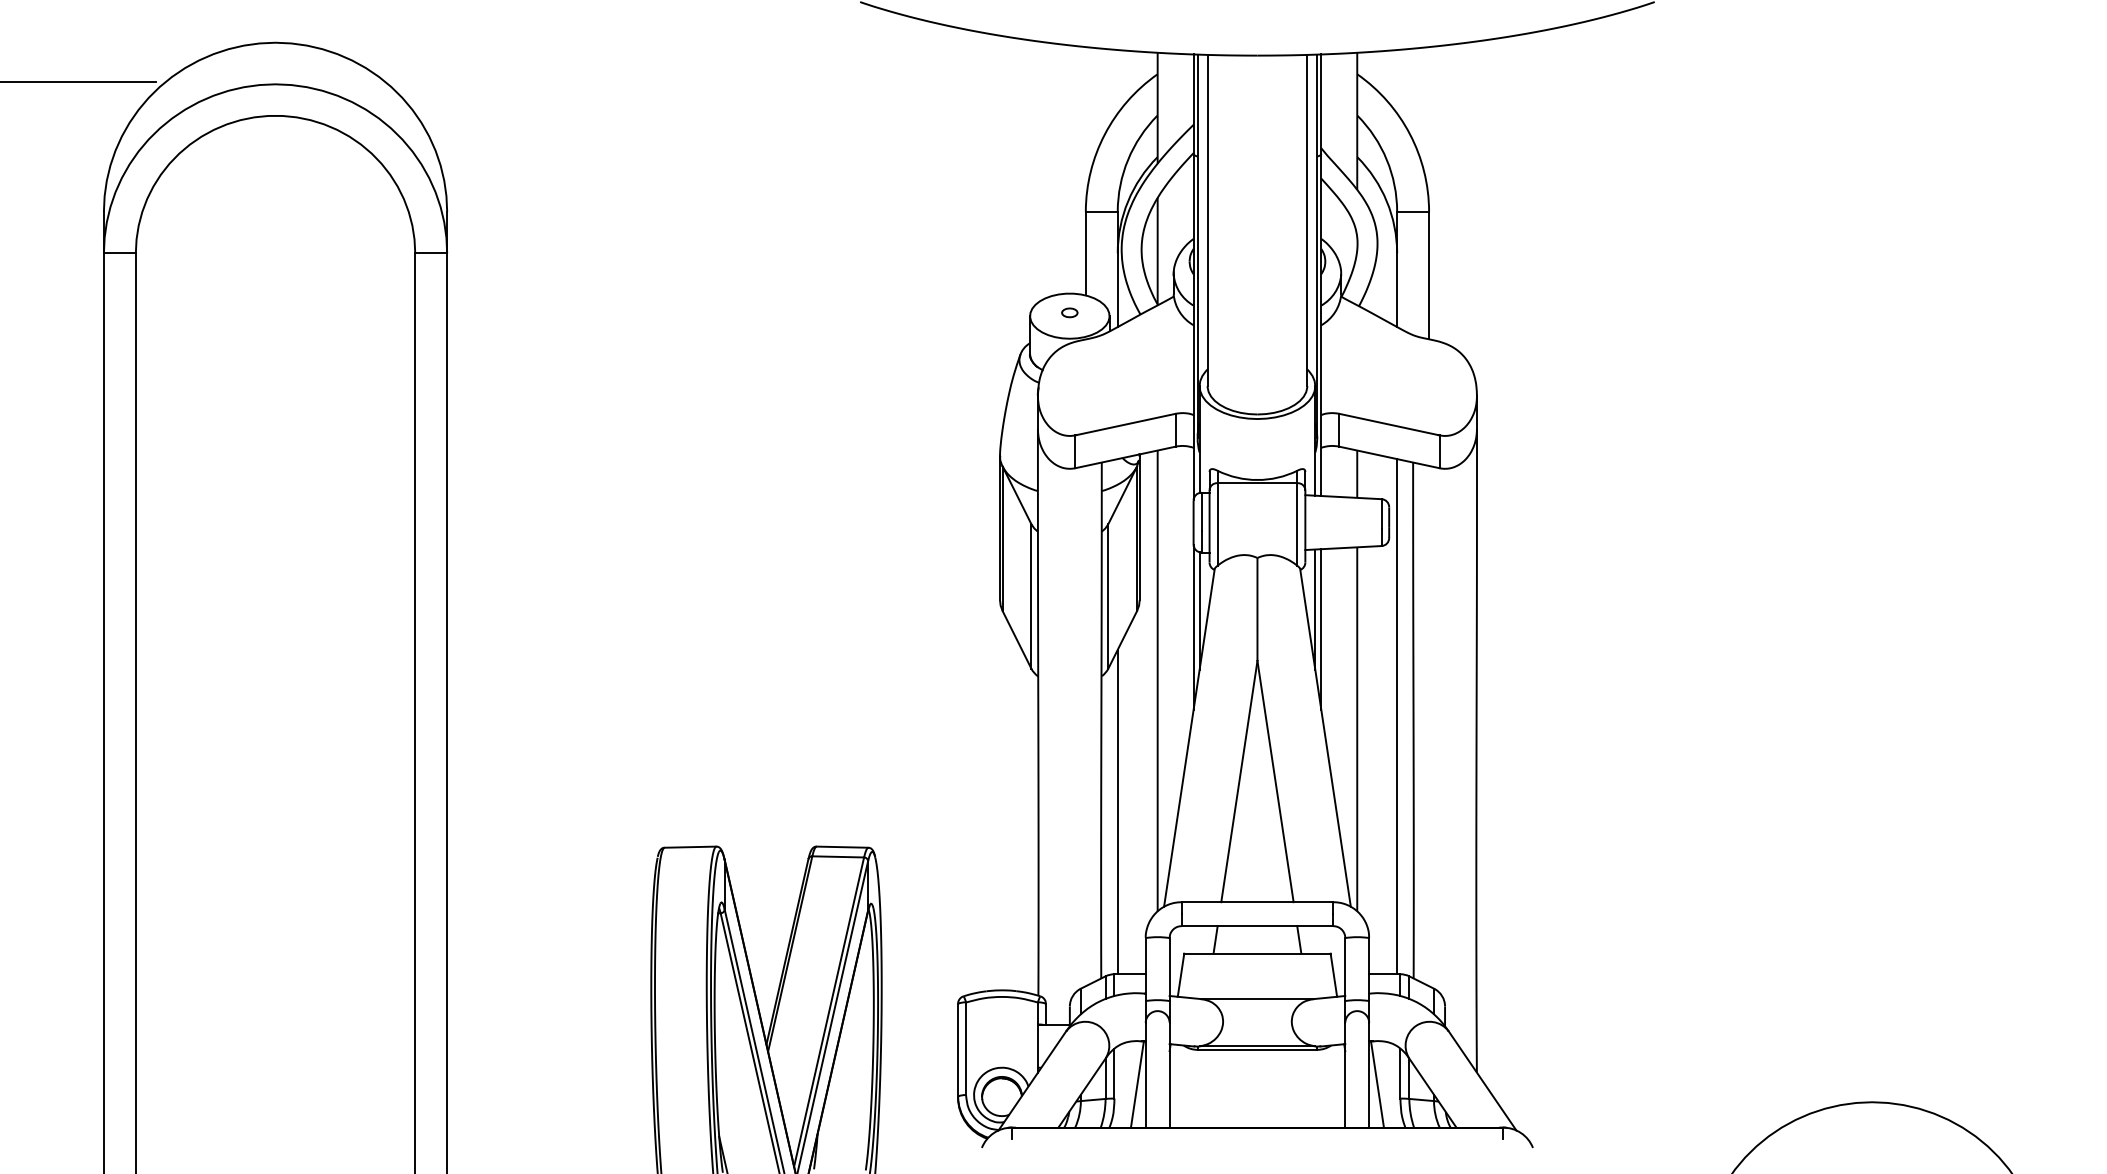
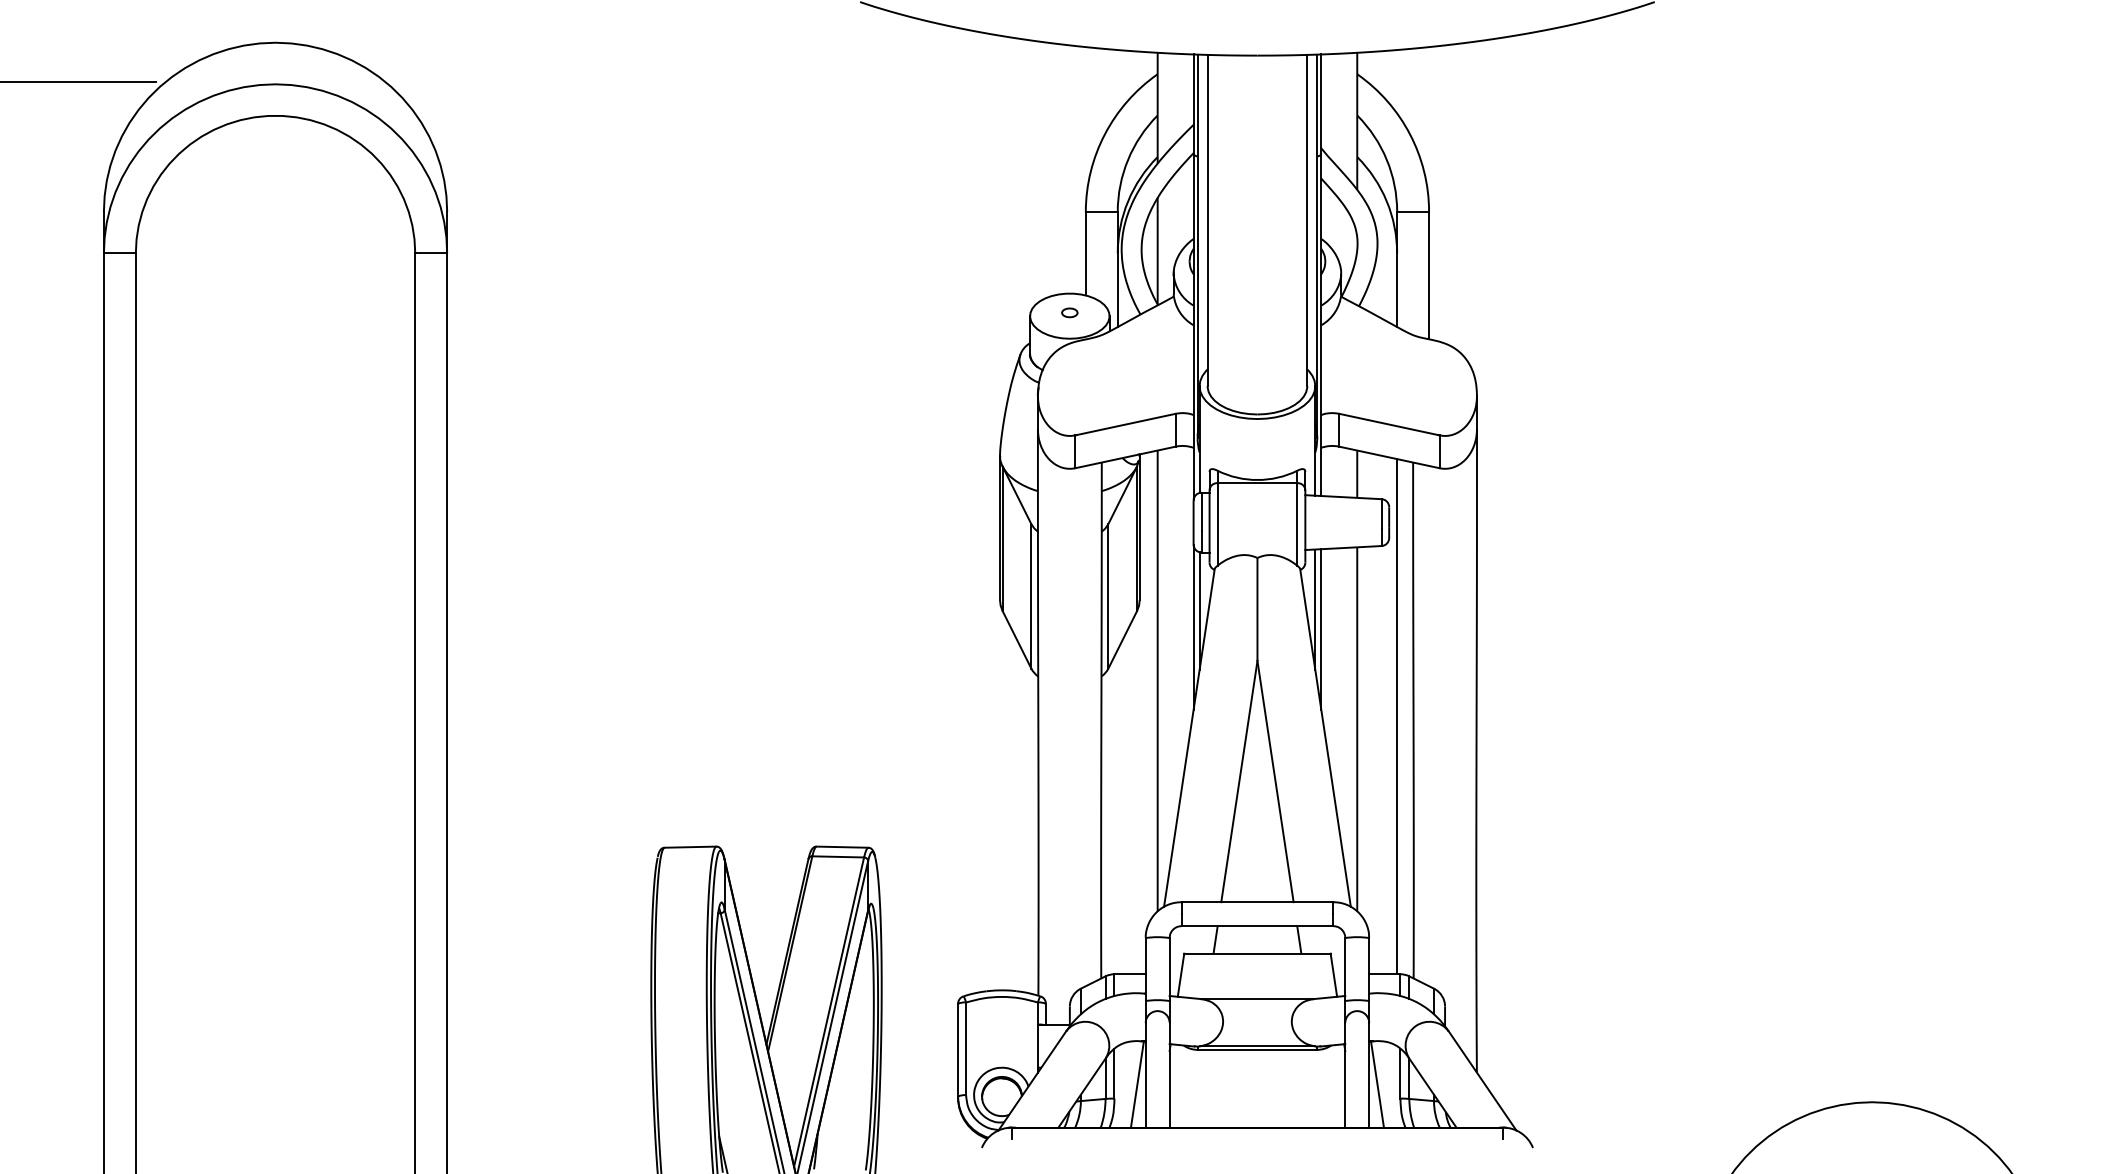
line: present -> none (1117, 811)
